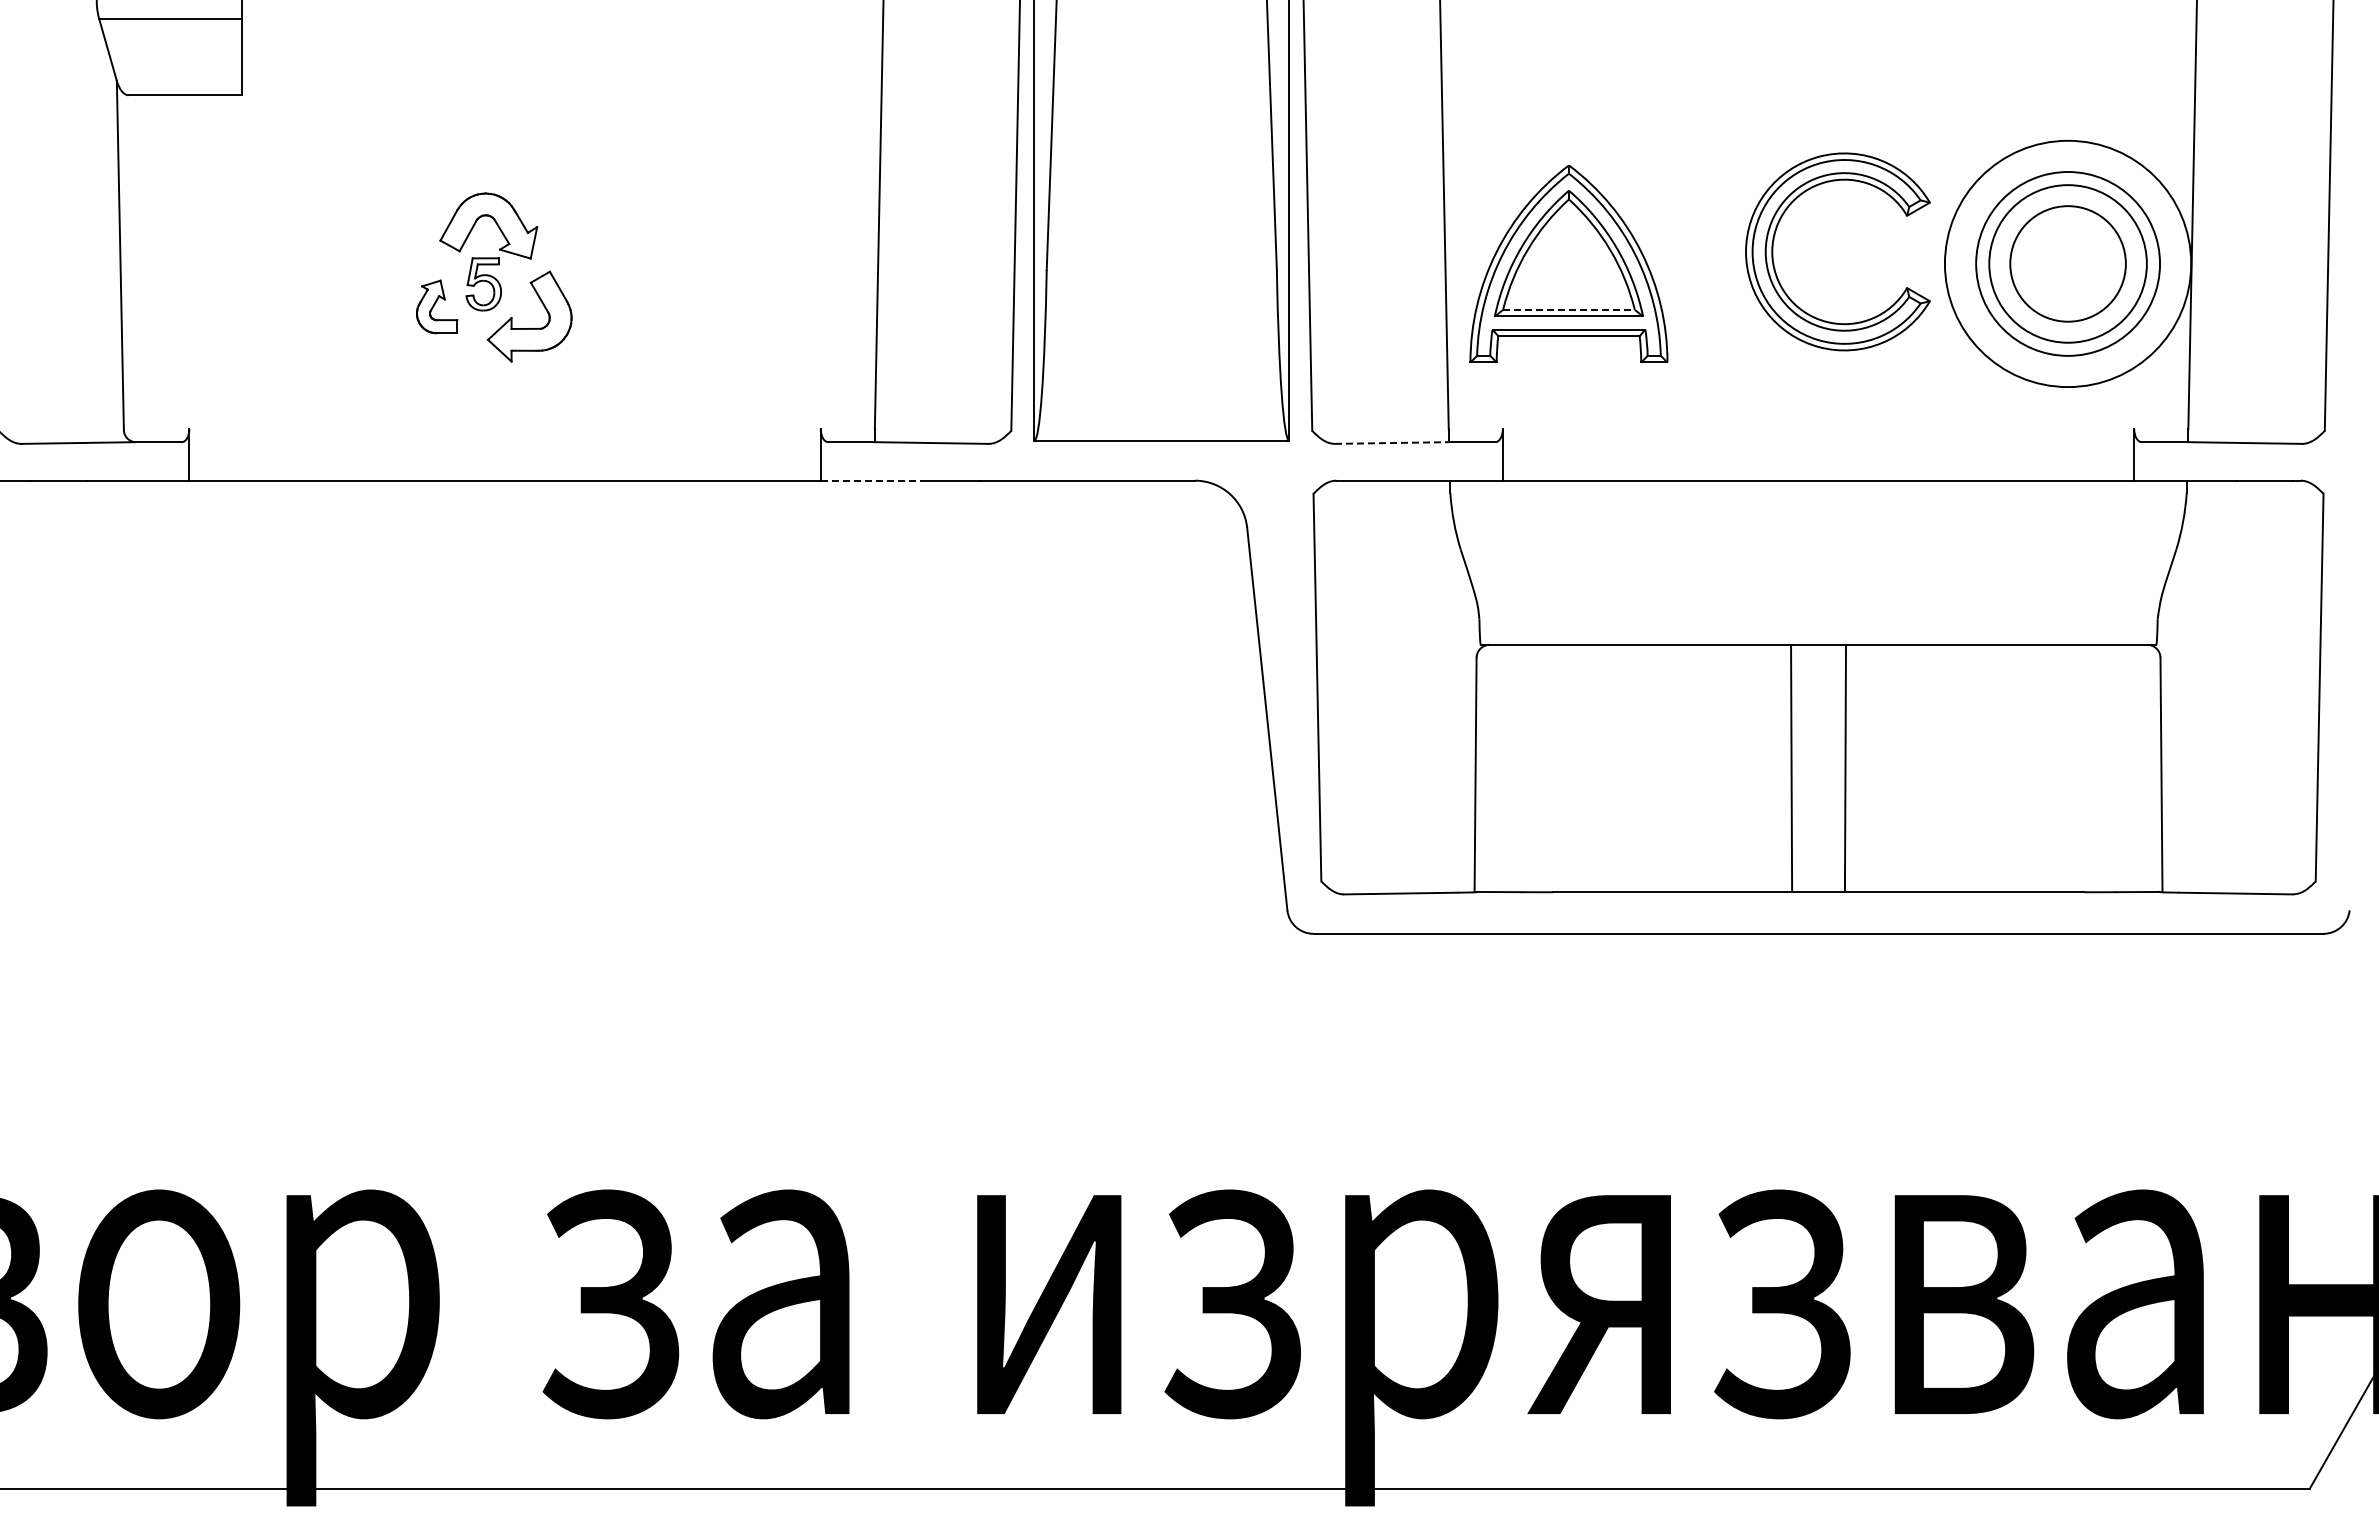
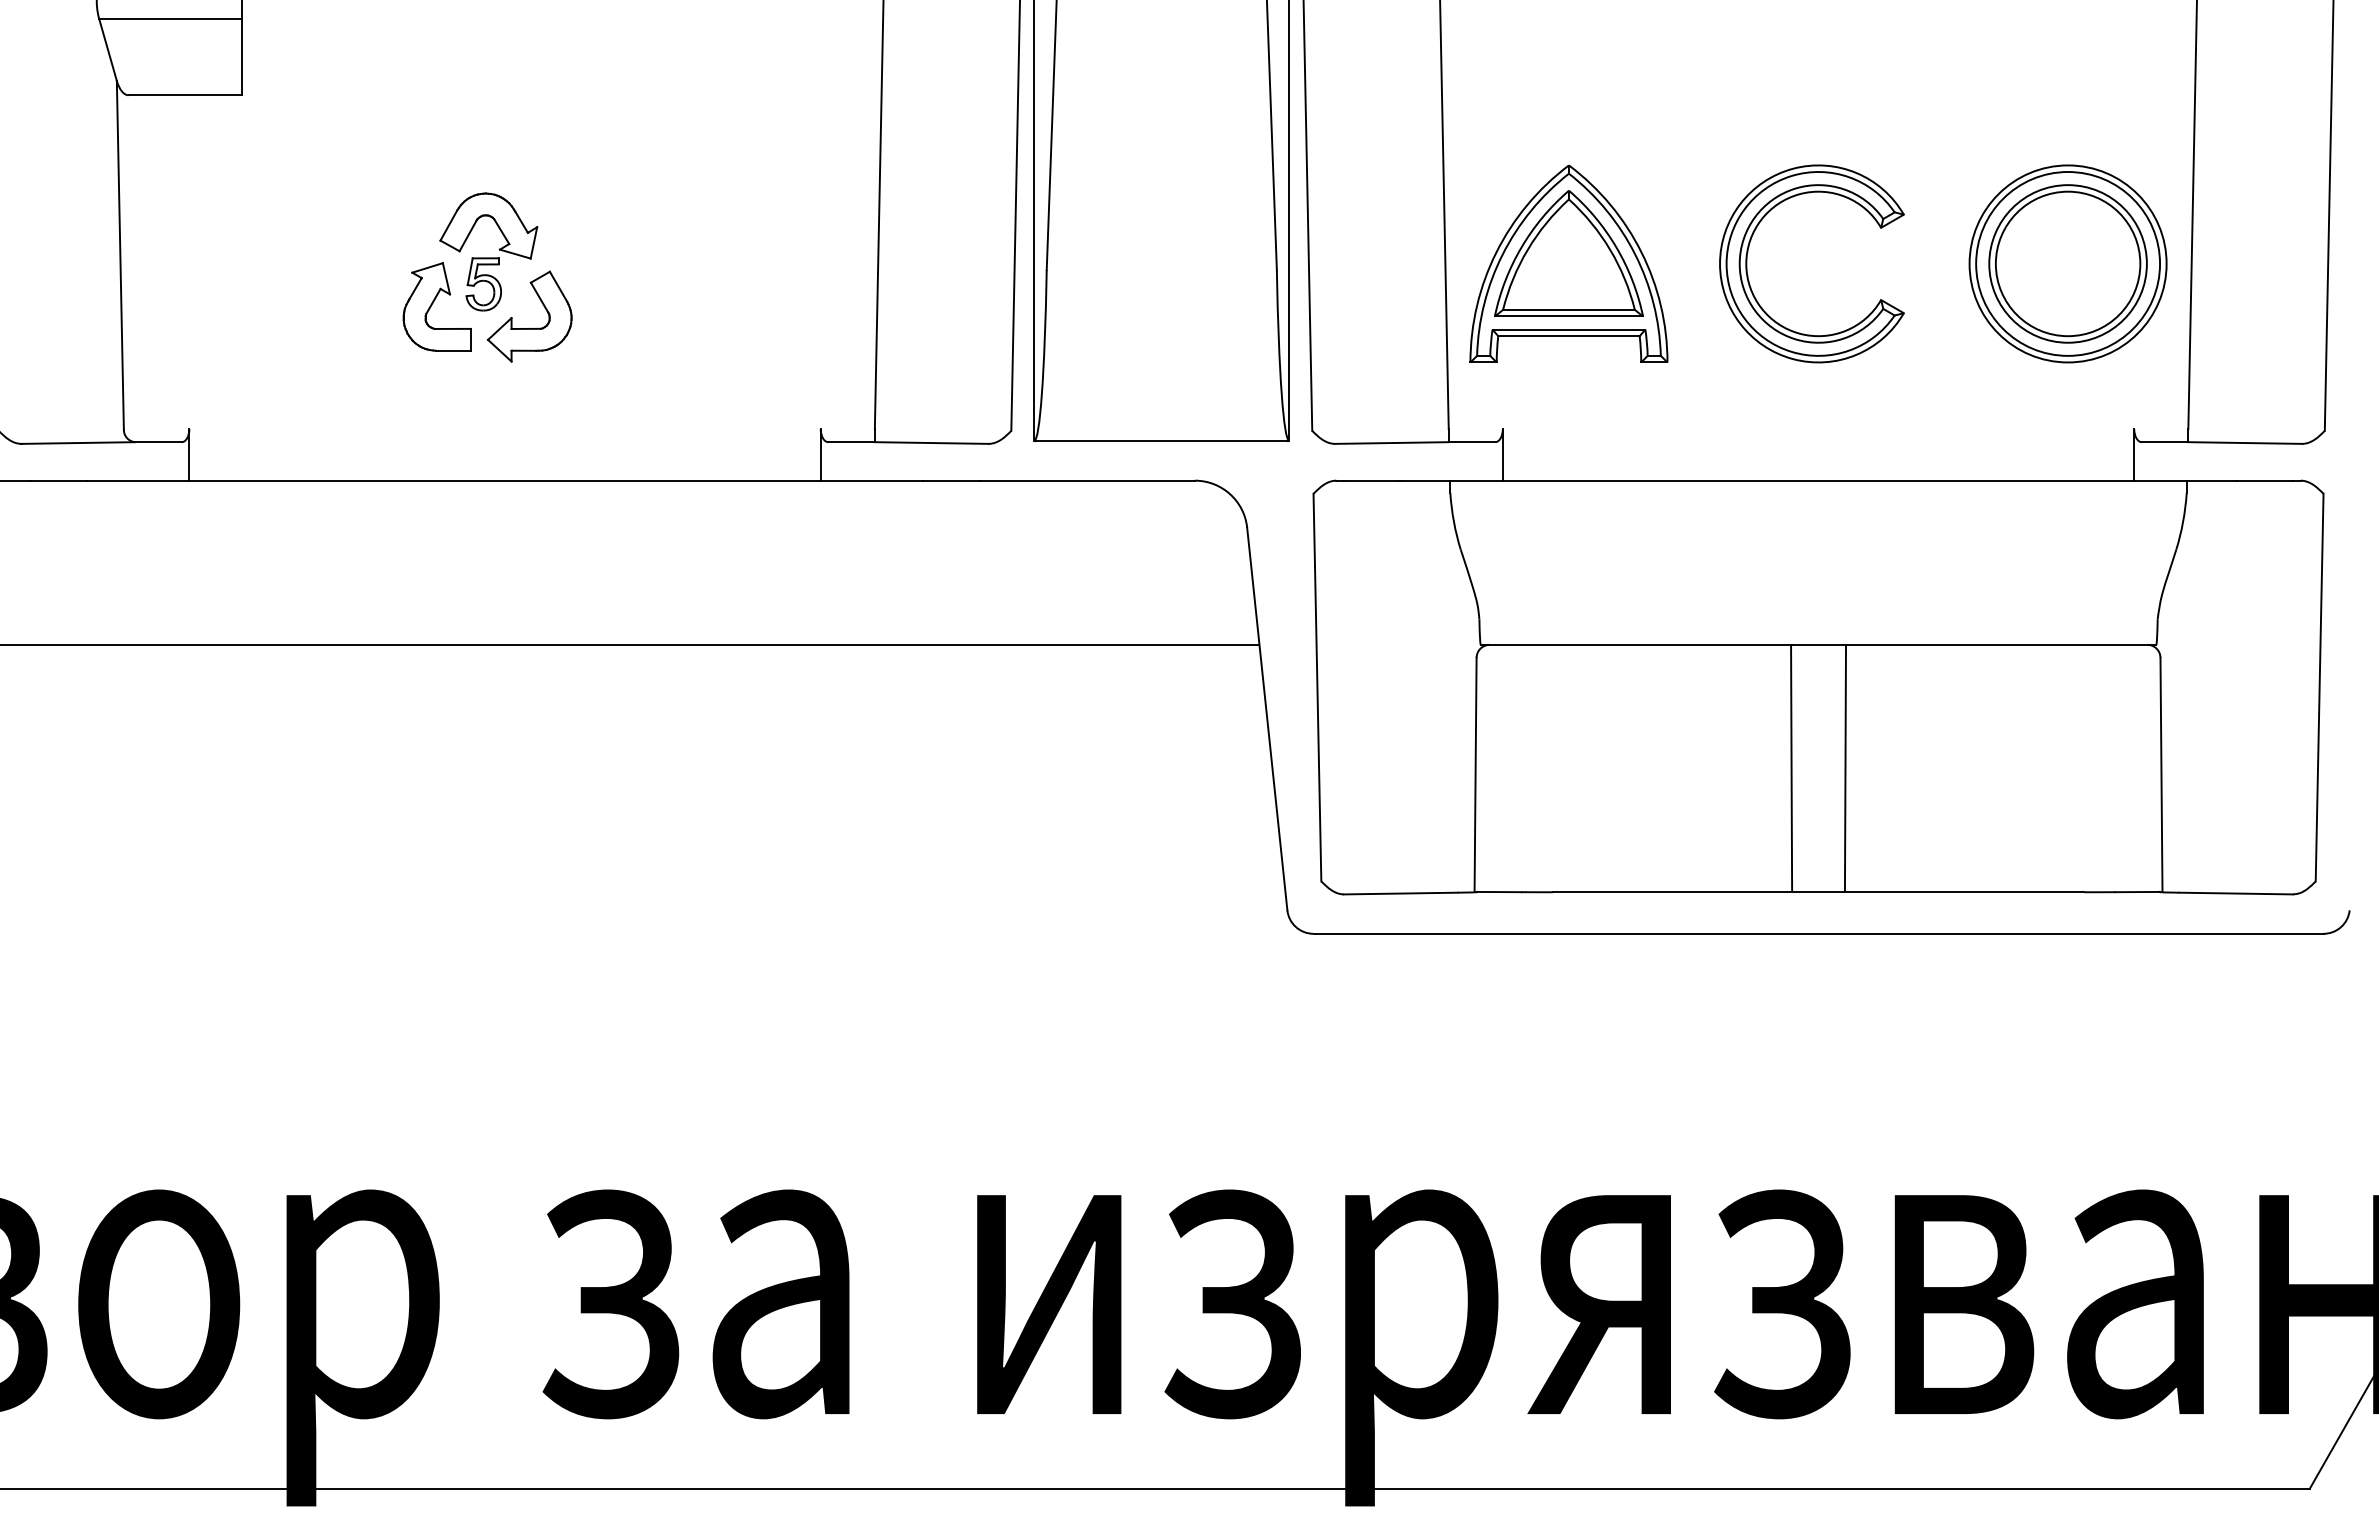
part position: (1774, 240) -> (1748, 252) (1748, 252)
circle diameter: 116 px -> 144 px (2067, 263)
circle diameter: 246 px -> 197 px (2067, 263)
part size: 43x56 px -> 70x90 px (436, 306)
line: dashed -> solid (1568, 309)
line: dashed -> solid (1391, 443)
line: dashed -> solid (872, 480)
line: none -> present (630, 644)
